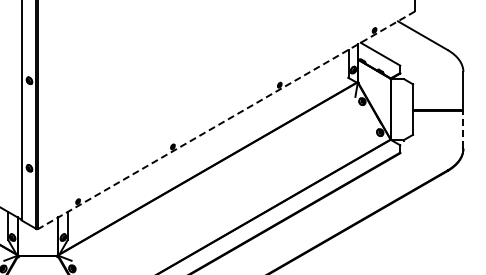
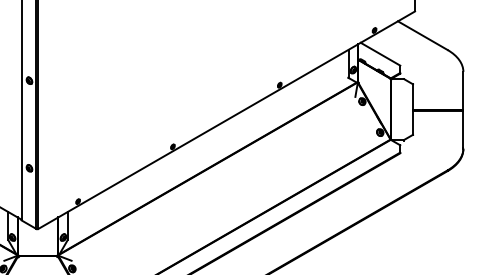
line: dashed -> solid (226, 120)
line: dashed -> solid (463, 129)
